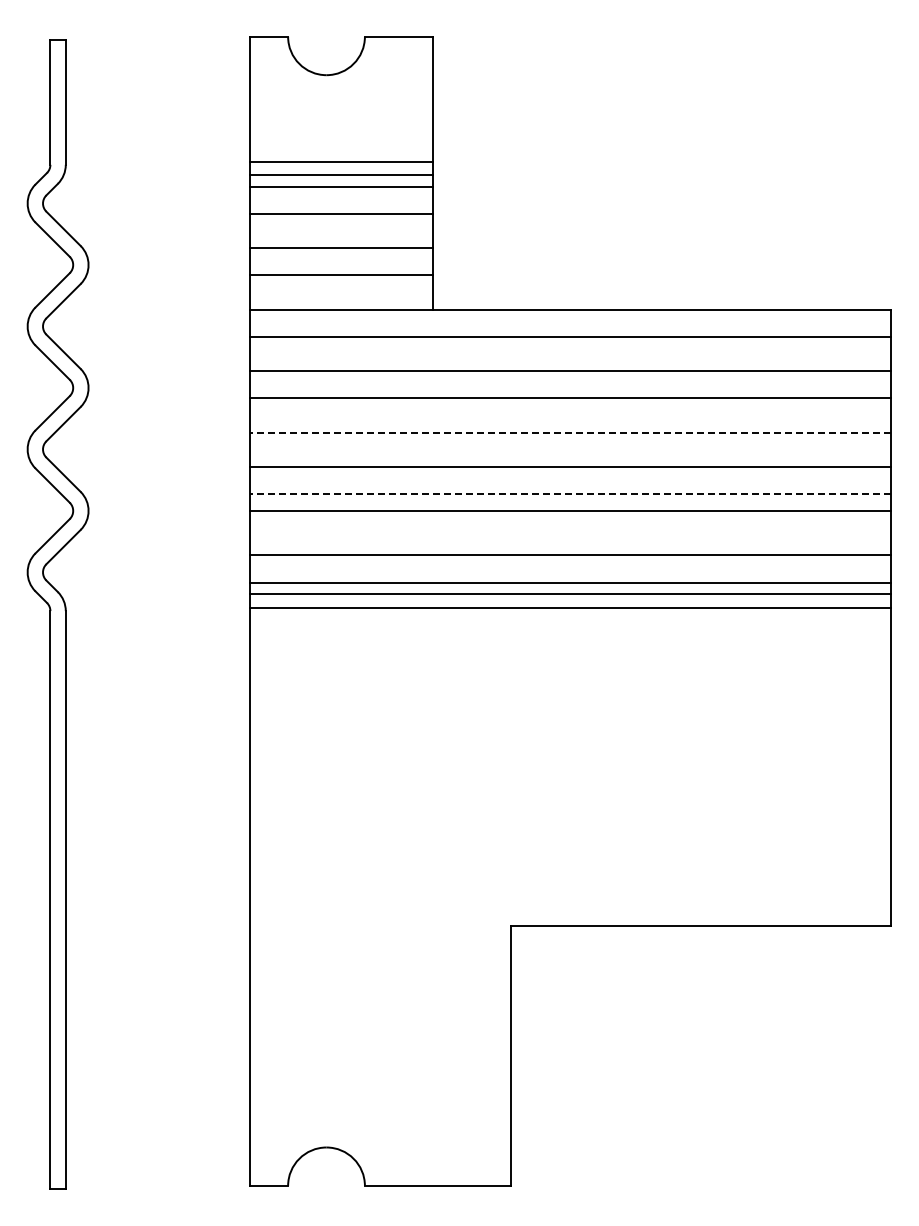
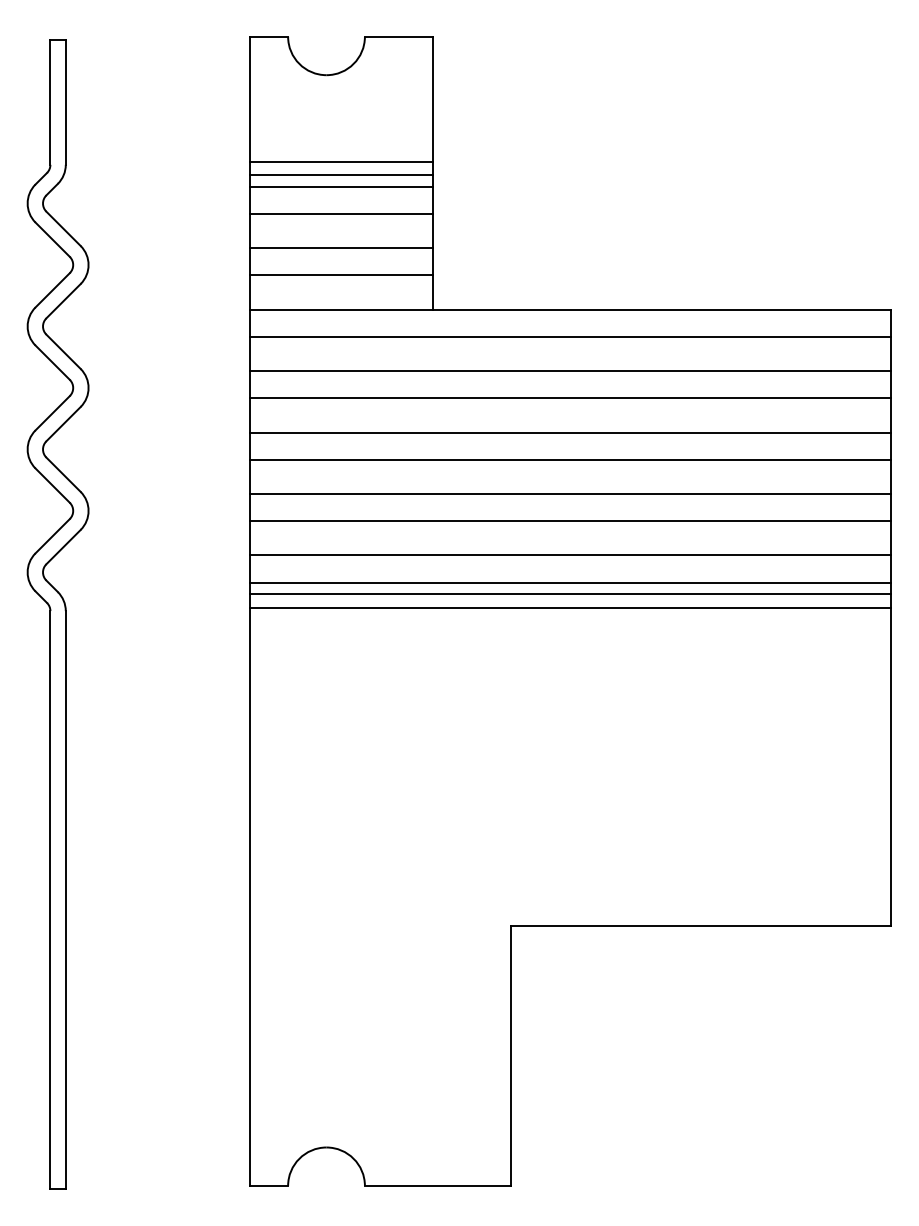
line: dashed -> solid (570, 432)
line position: (570, 466) -> (570, 459) (570, 459)
line: dashed -> solid (570, 494)
line position: (570, 511) -> (570, 521) (570, 521)
